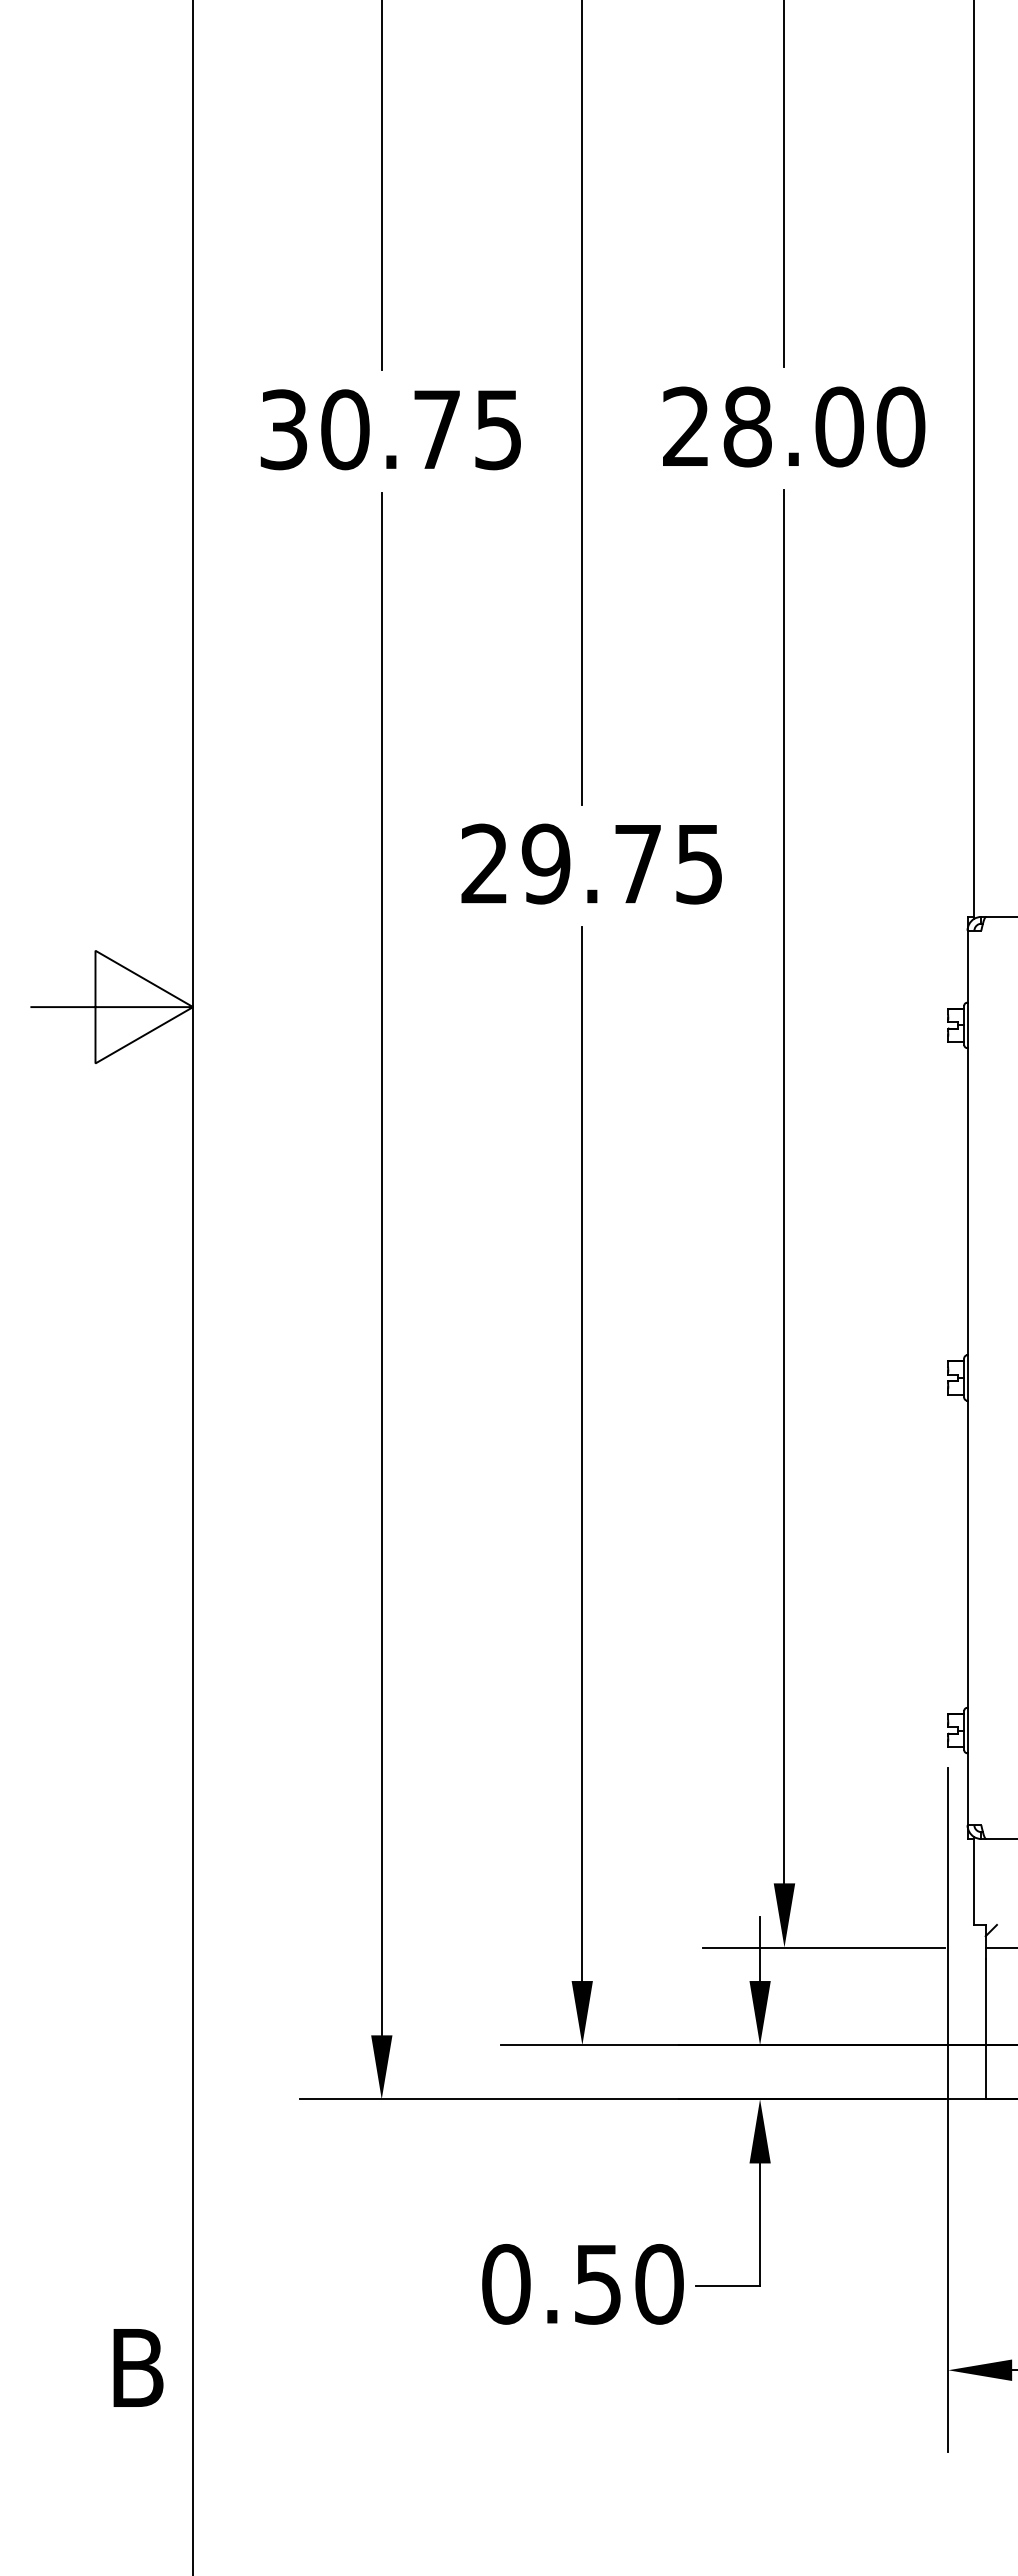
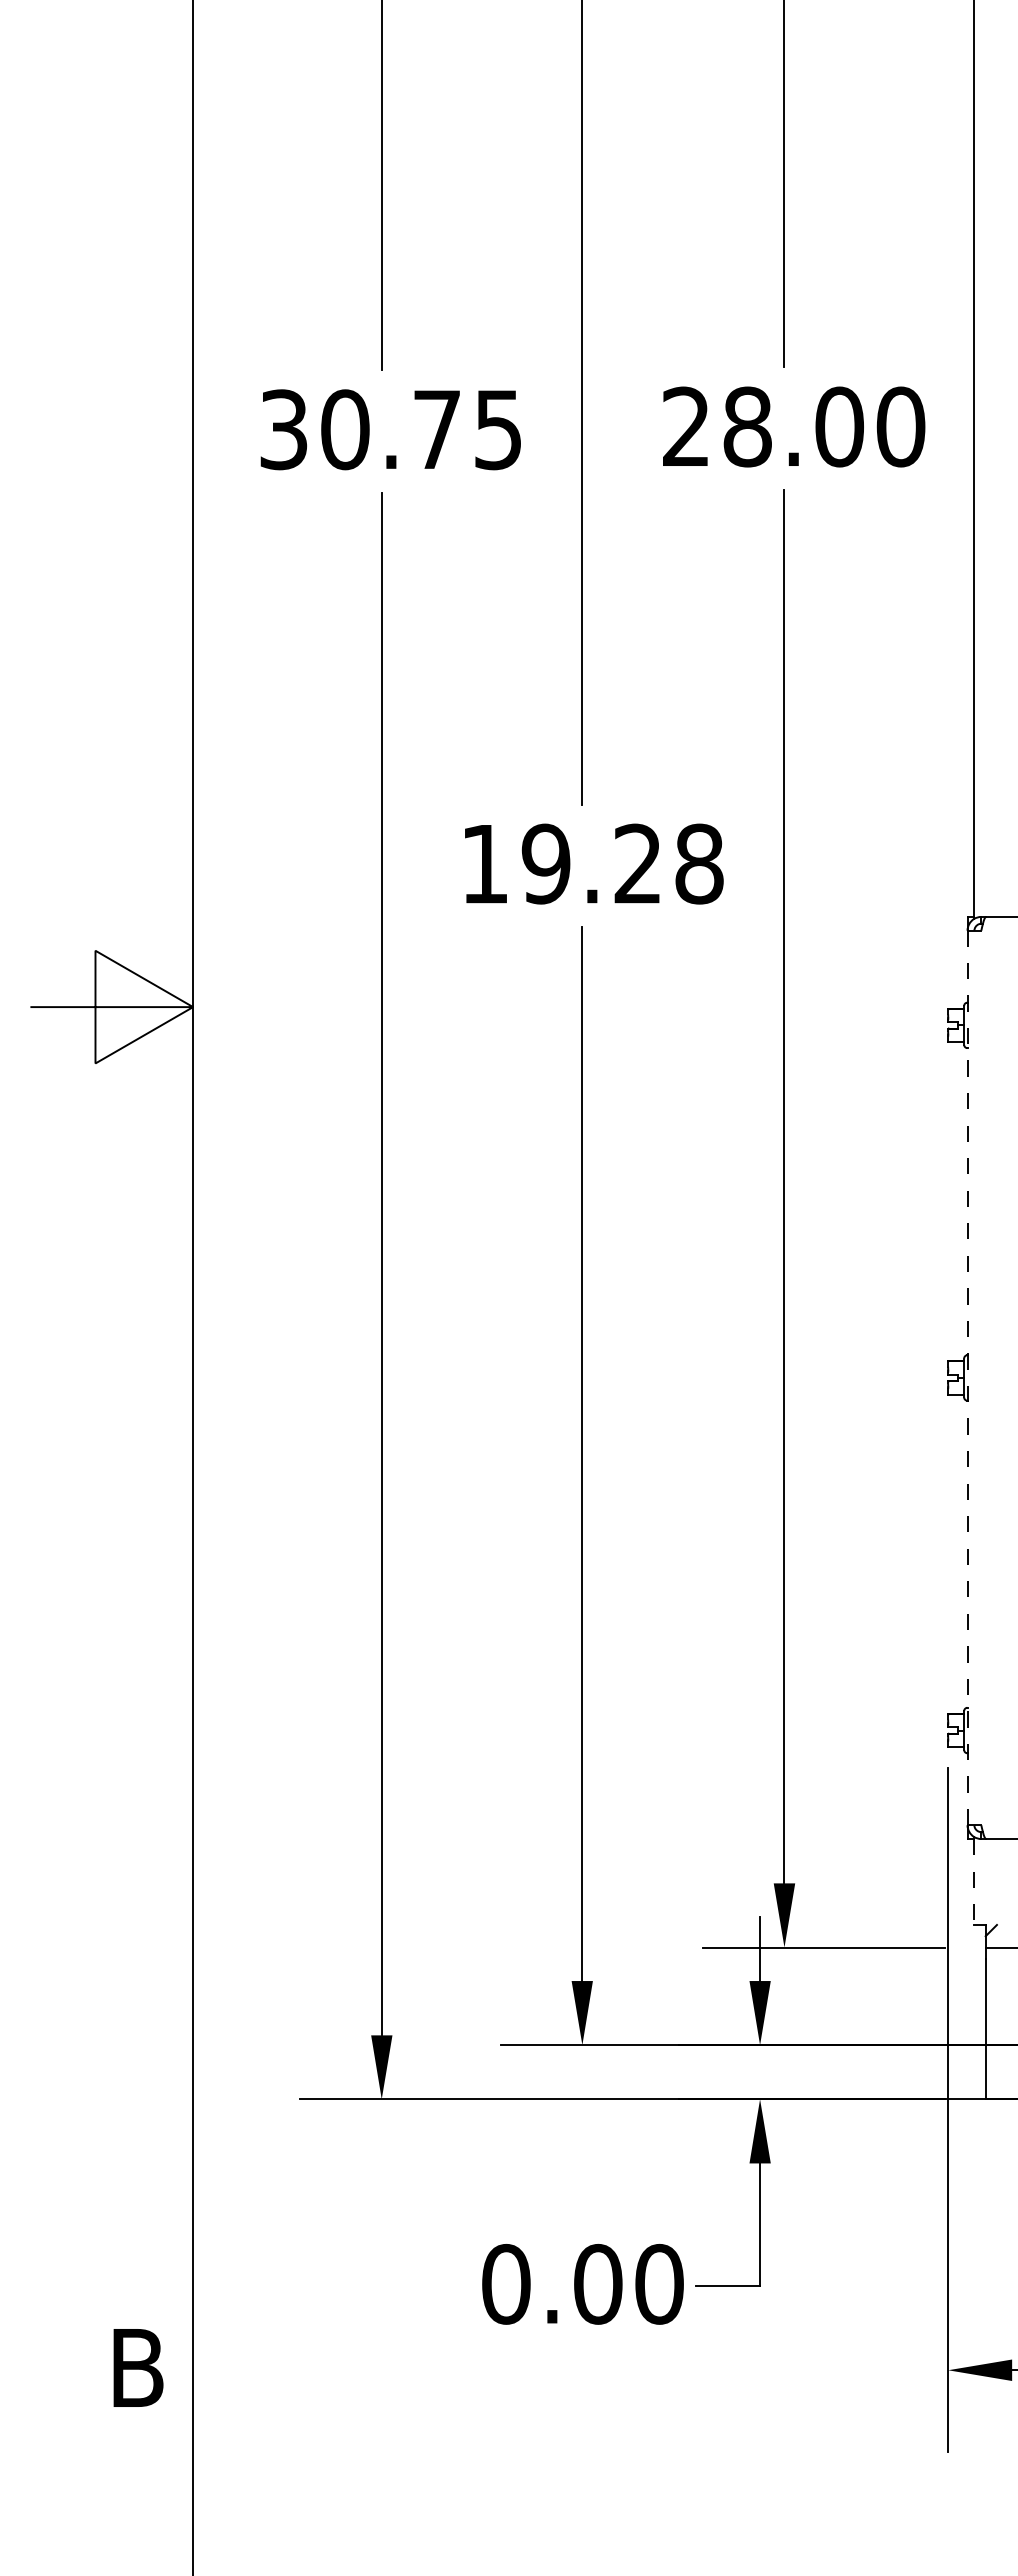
text: 29.75 -> 19.28 (592, 863)
line: solid -> dashed (967, 1377)
line: solid -> dashed (974, 1881)
text: 0.50 -> 0.00 (598, 2283)
